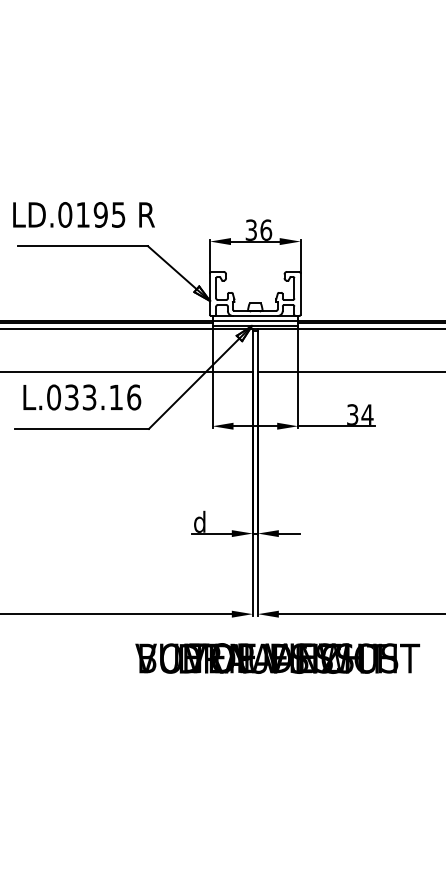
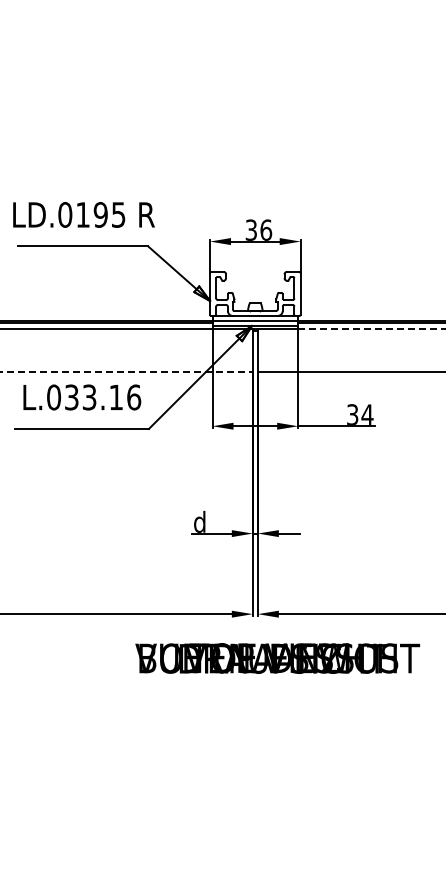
line: solid -> dashed (372, 328)
line: solid -> dashed (126, 372)
